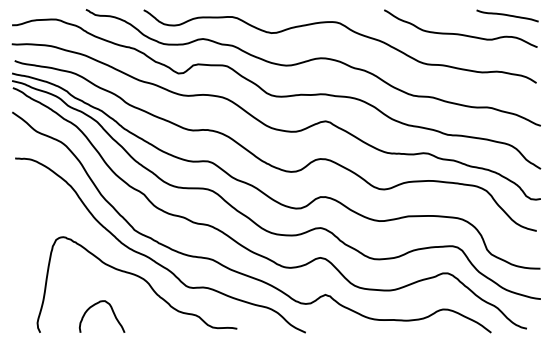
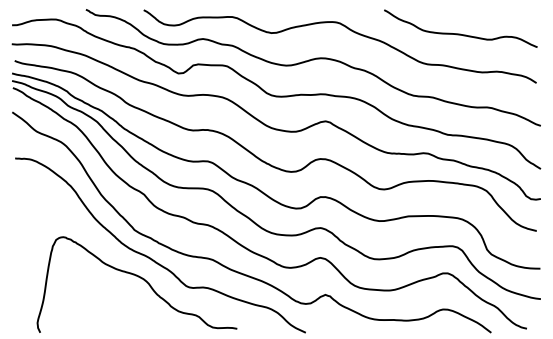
curve: present -> none (507, 15)
curve: present -> none (112, 312)
